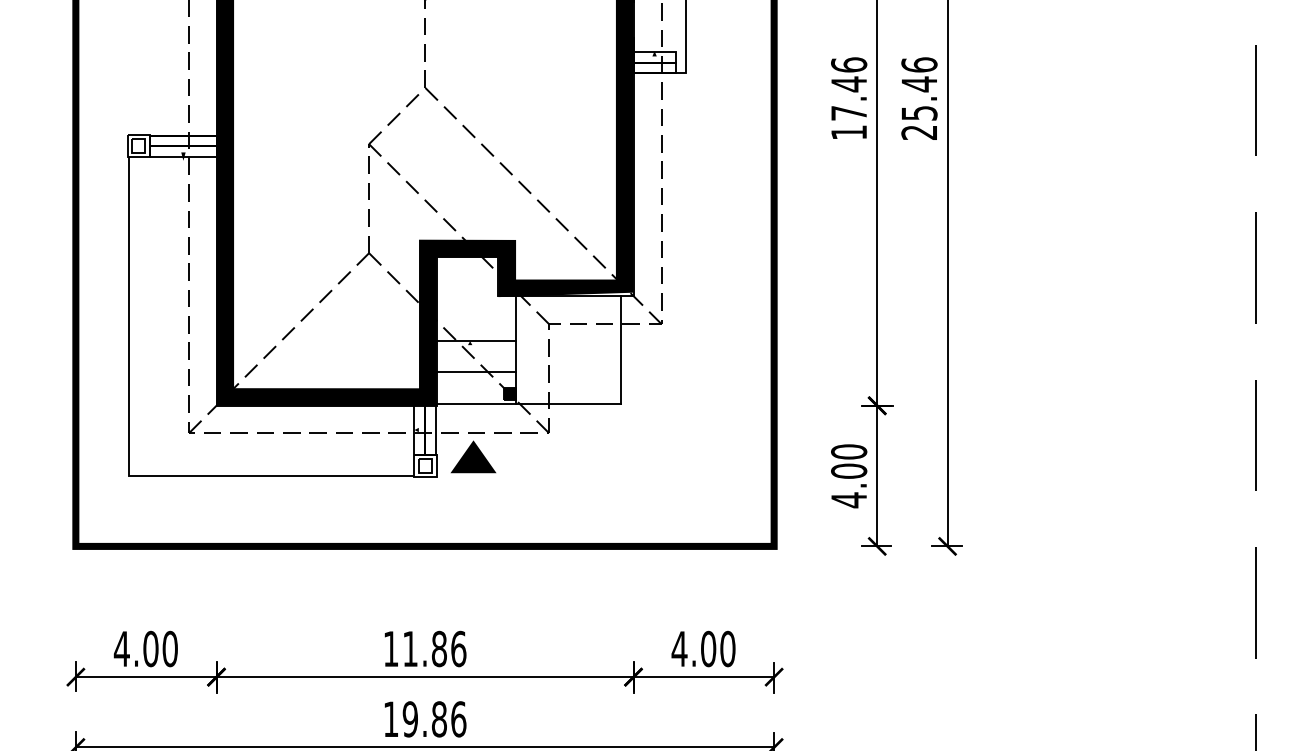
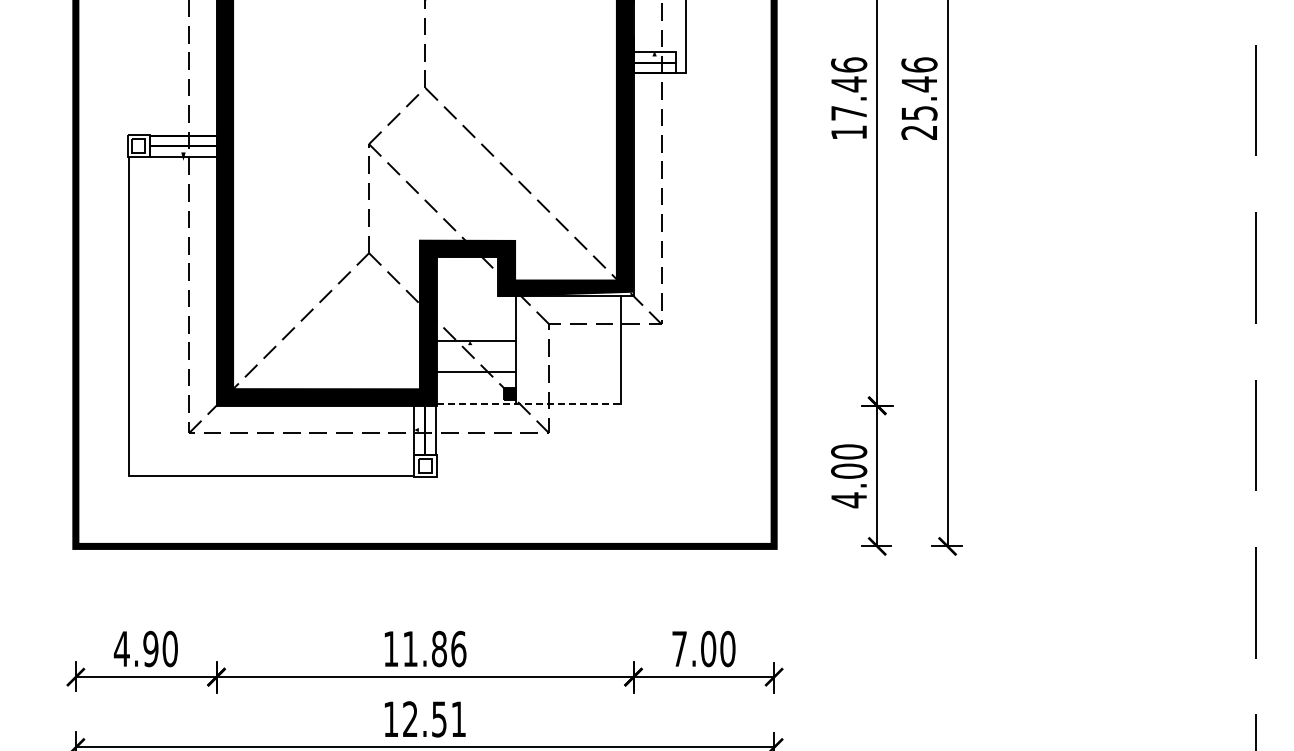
line: solid -> dashed (528, 404)
fill: present -> none (473, 456)
text: 4.00 -> 7.00 (679, 648)
text: 4.00 -> 4.90 (150, 649)
text: 19.86 -> 12.51 (434, 719)
